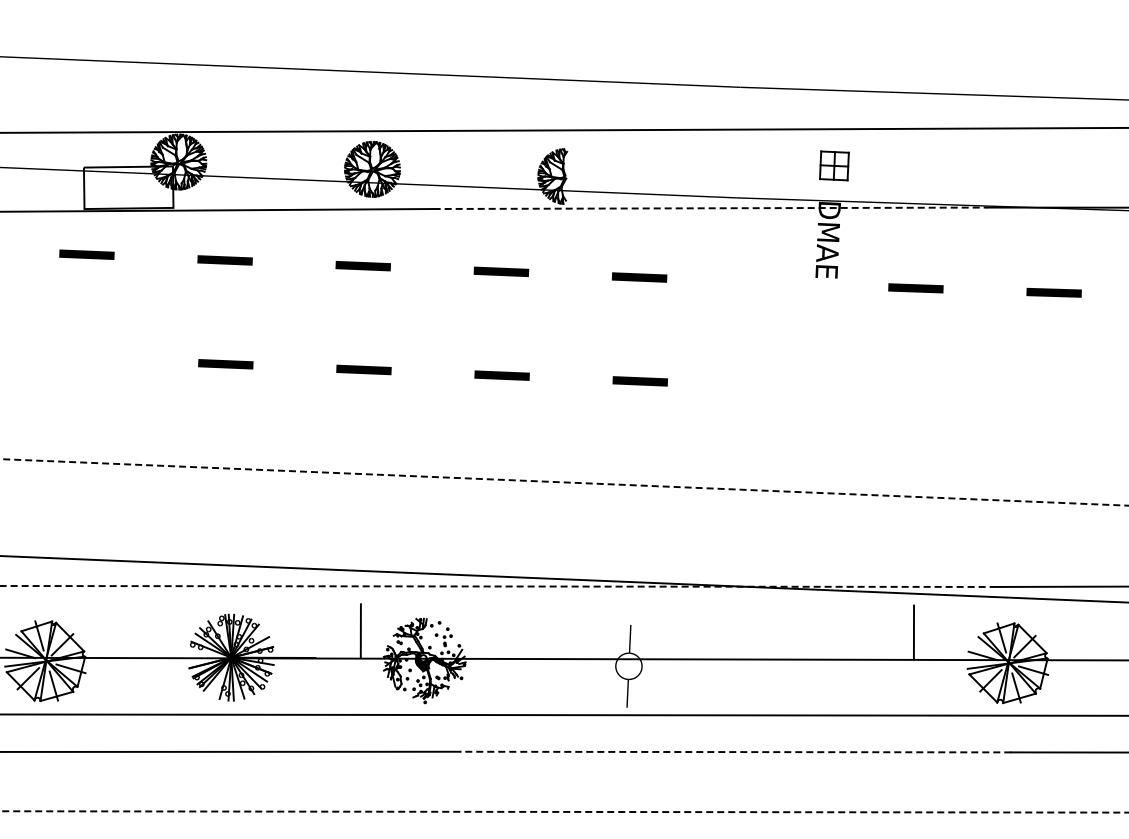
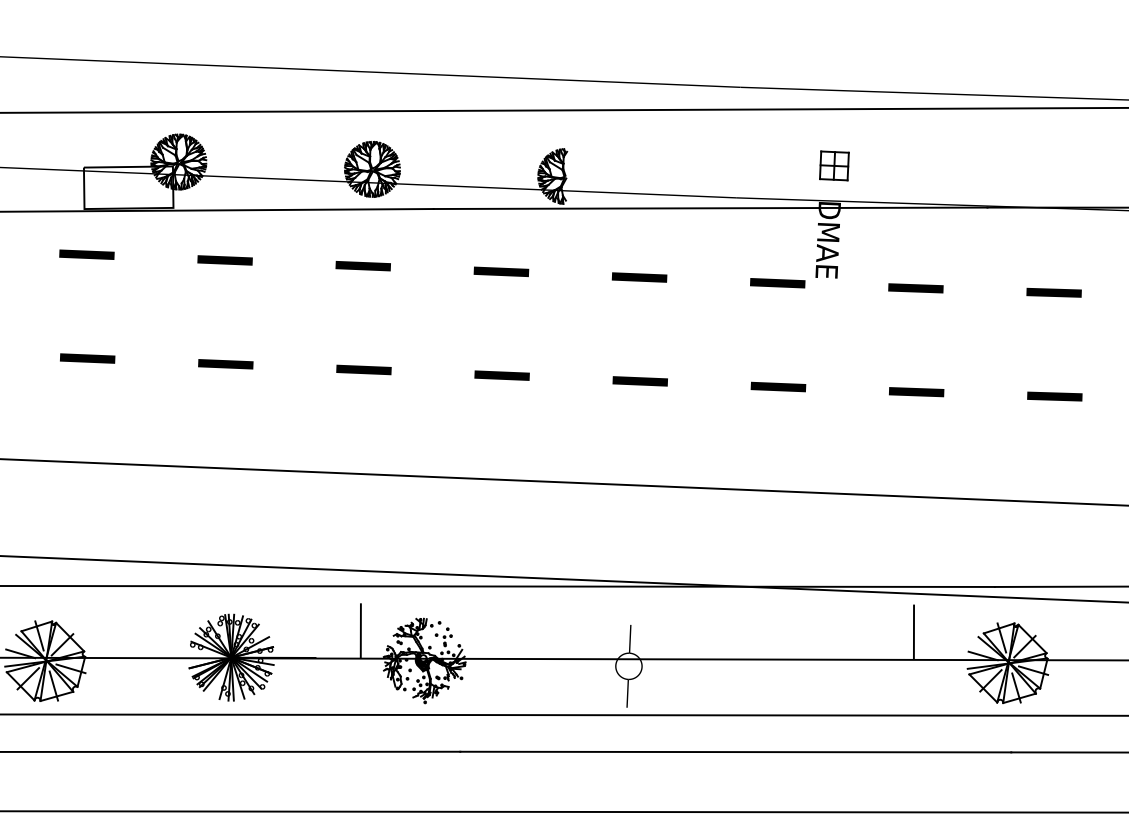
line position: (563, 129) -> (563, 109) (563, 109)
line: dashed -> solid (710, 208)
part: none -> present (777, 283)
part: none -> present (87, 358)
part: none -> present (778, 386)
part: none -> present (916, 392)
part: none -> present (1054, 396)
line: dashed -> solid (563, 482)
line: dashed -> solid (498, 586)
line: dashed -> solid (735, 752)
line: dashed -> solid (564, 811)
